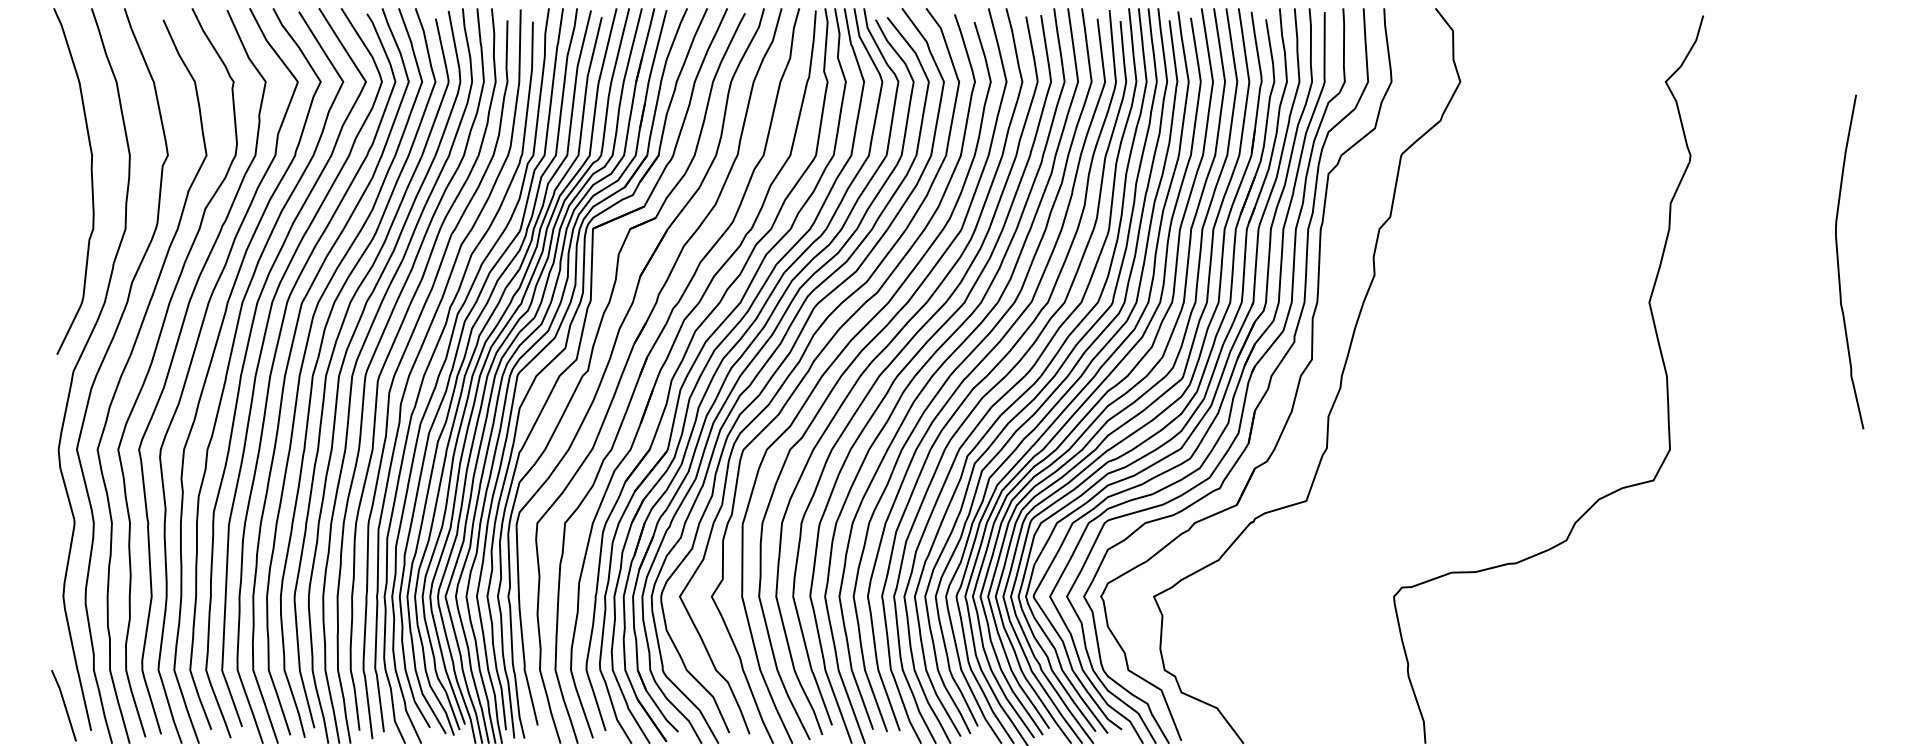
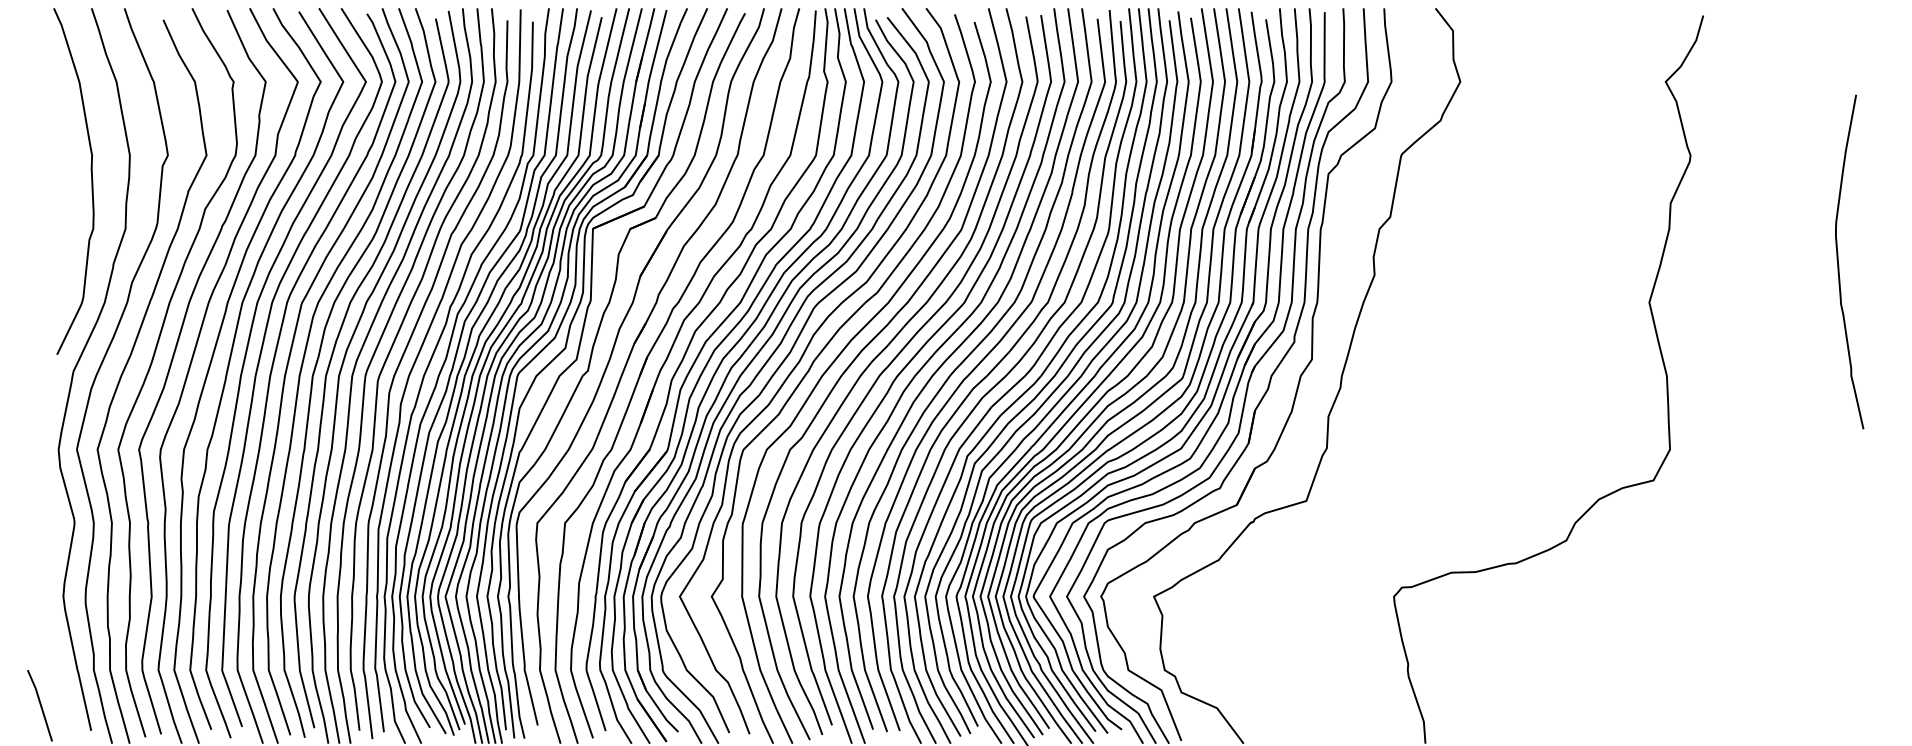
line position: (63, 704) -> (39, 704) (39, 704)
